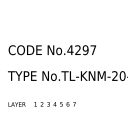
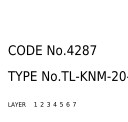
text: No.4297 -> No.4287 (85, 50)
